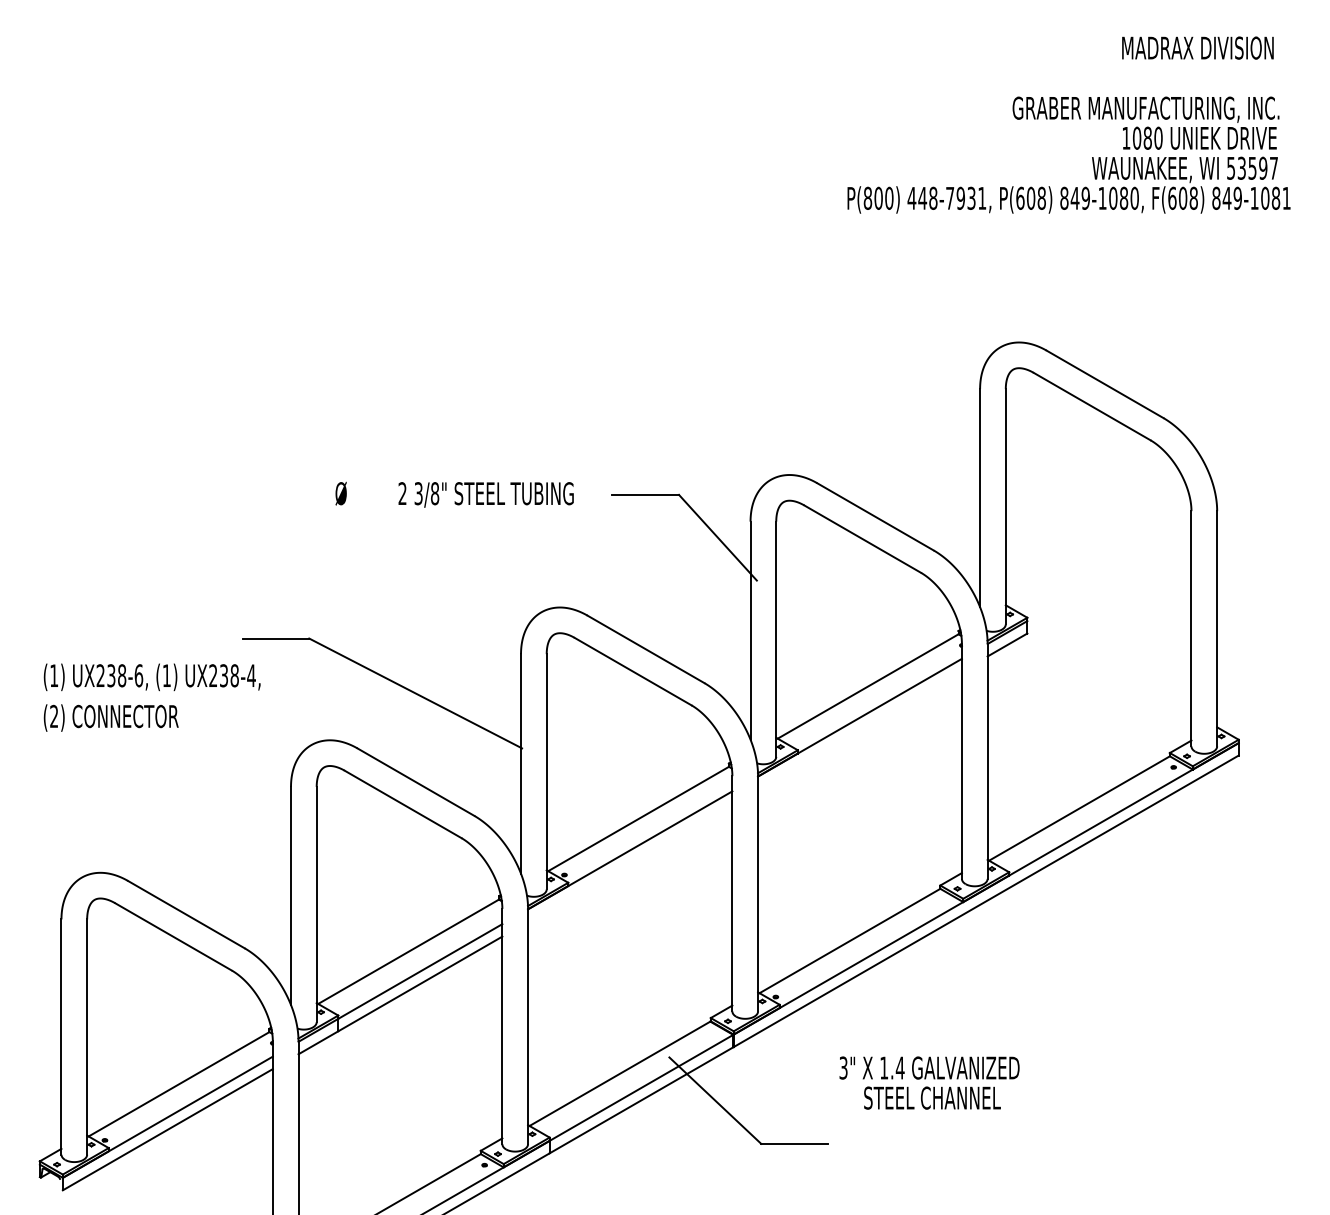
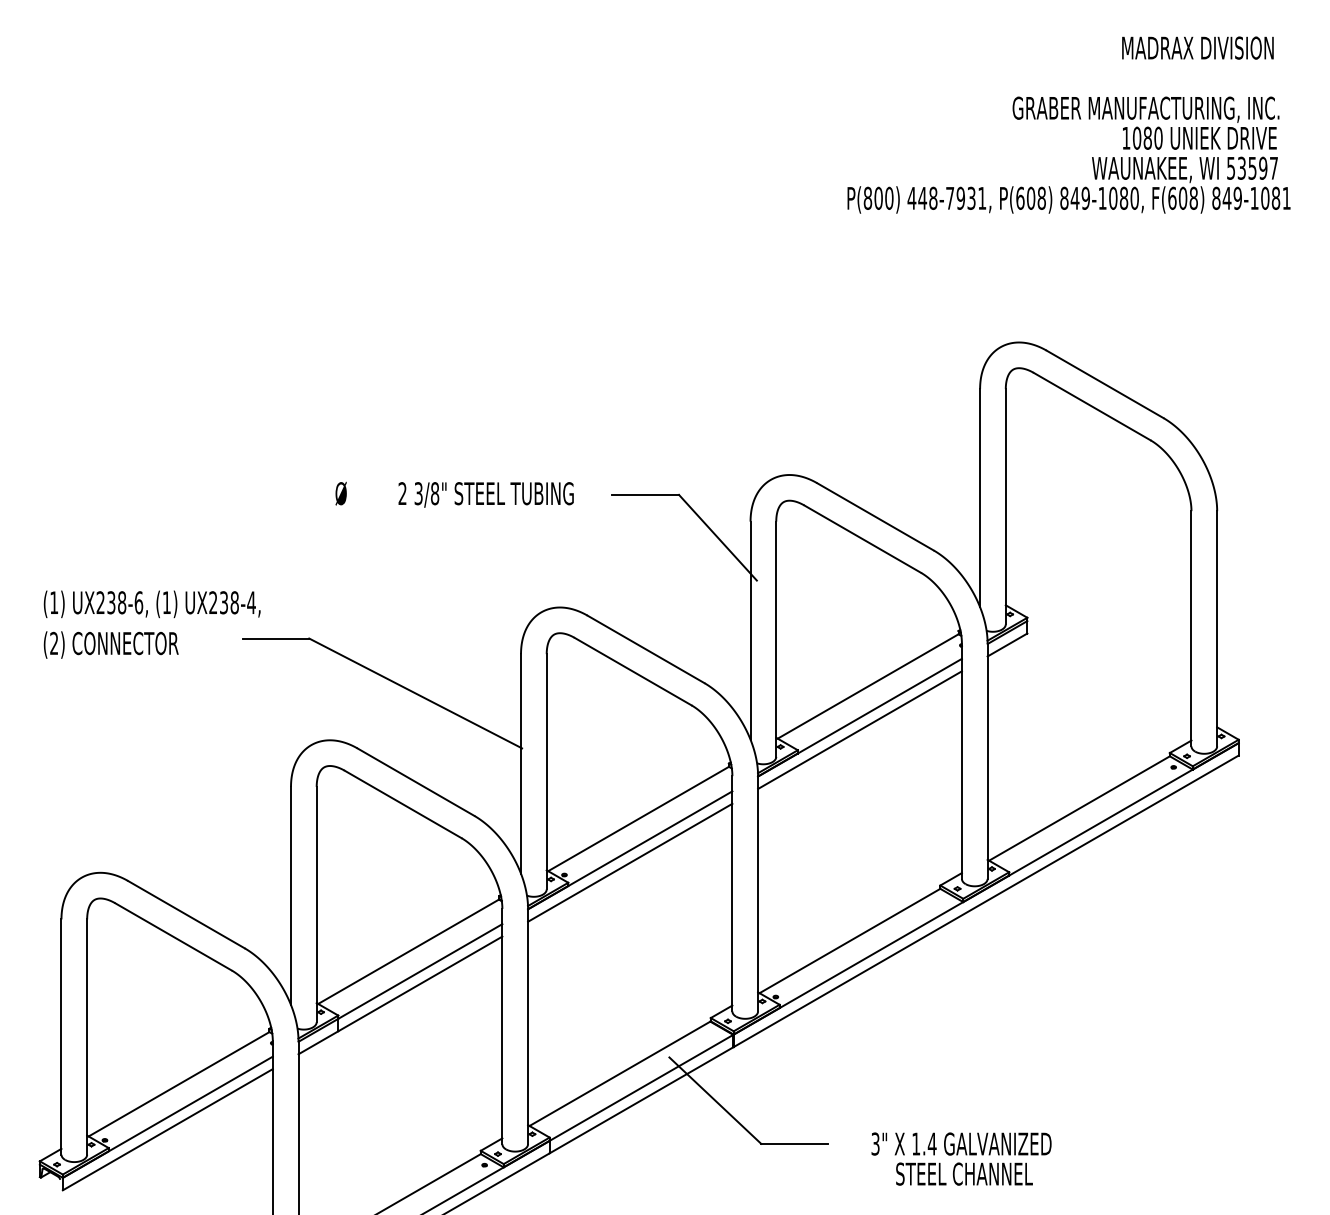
text position: (151, 697) -> (151, 624) (151, 624)
line: none -> present (859, 729)
line: none -> present (630, 862)
text position: (929, 1082) -> (961, 1158) (961, 1158)
